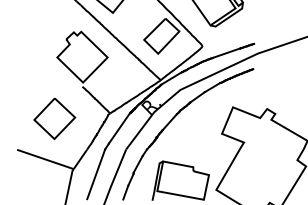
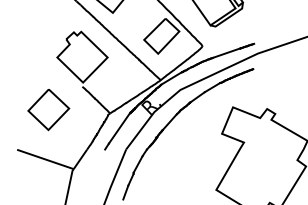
part position: (54, 119) -> (48, 110) (48, 110)
line: present -> none (96, 174)
part: present -> none (180, 180)
